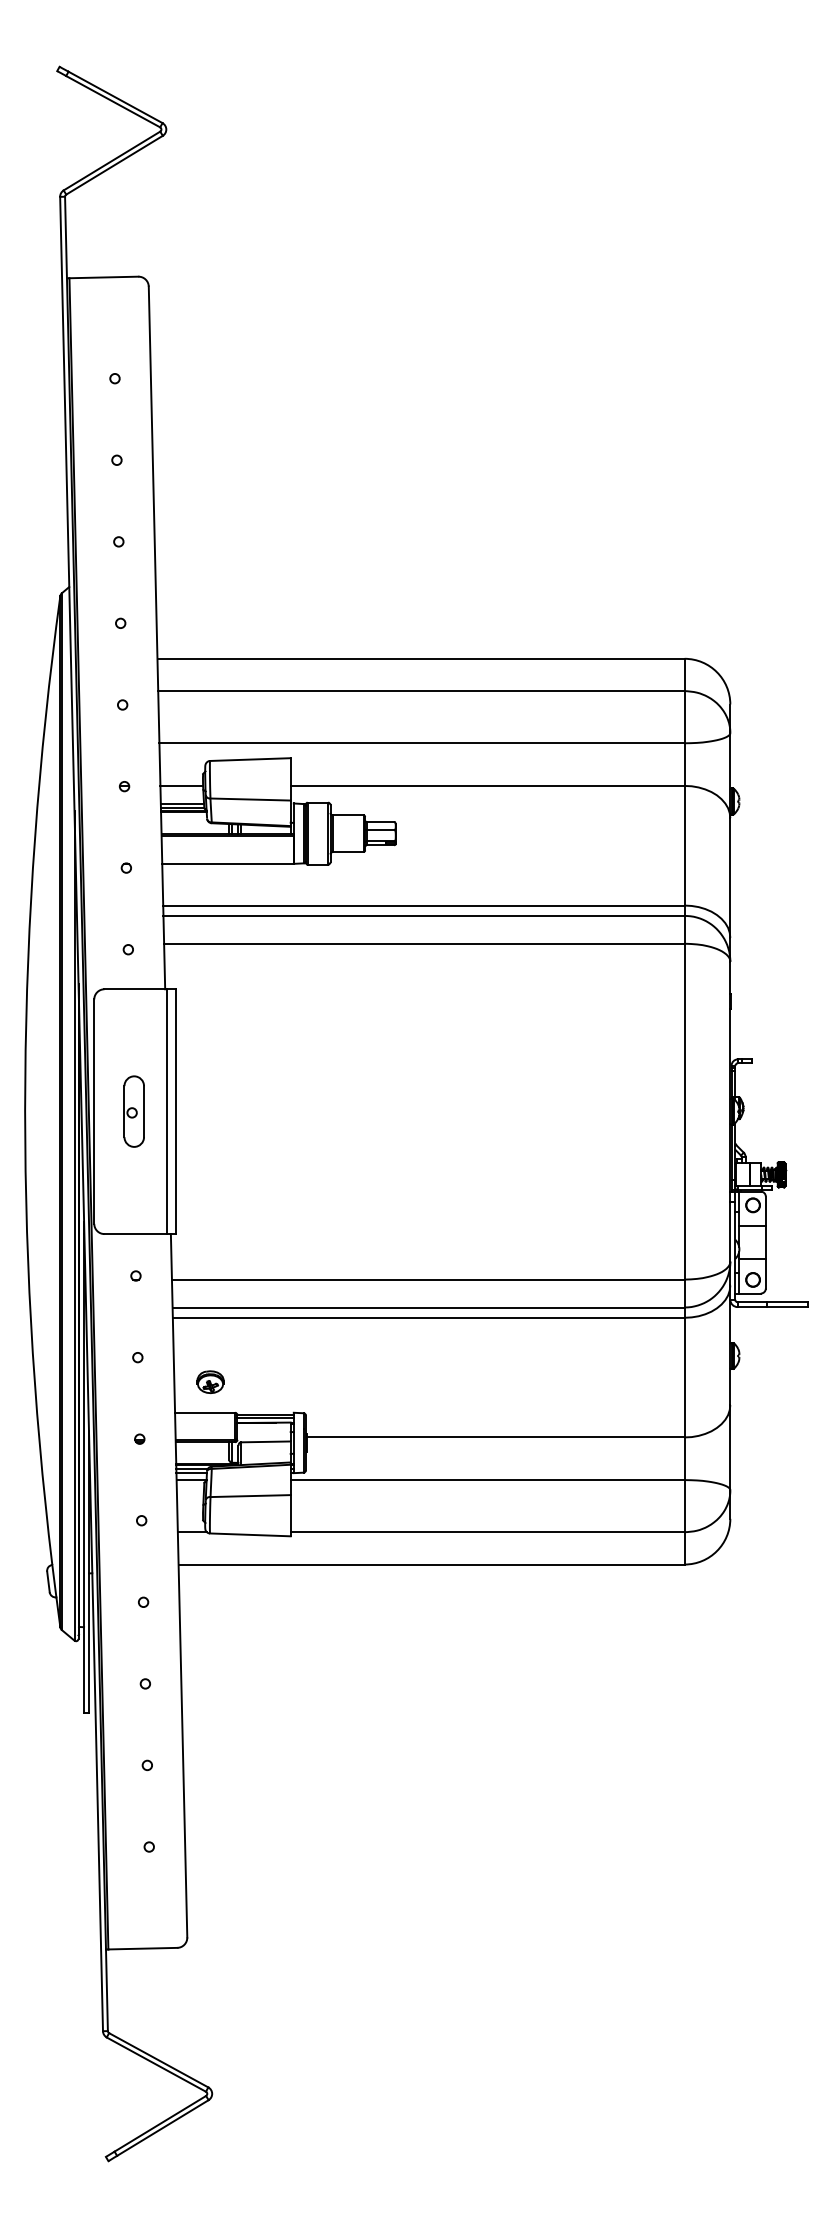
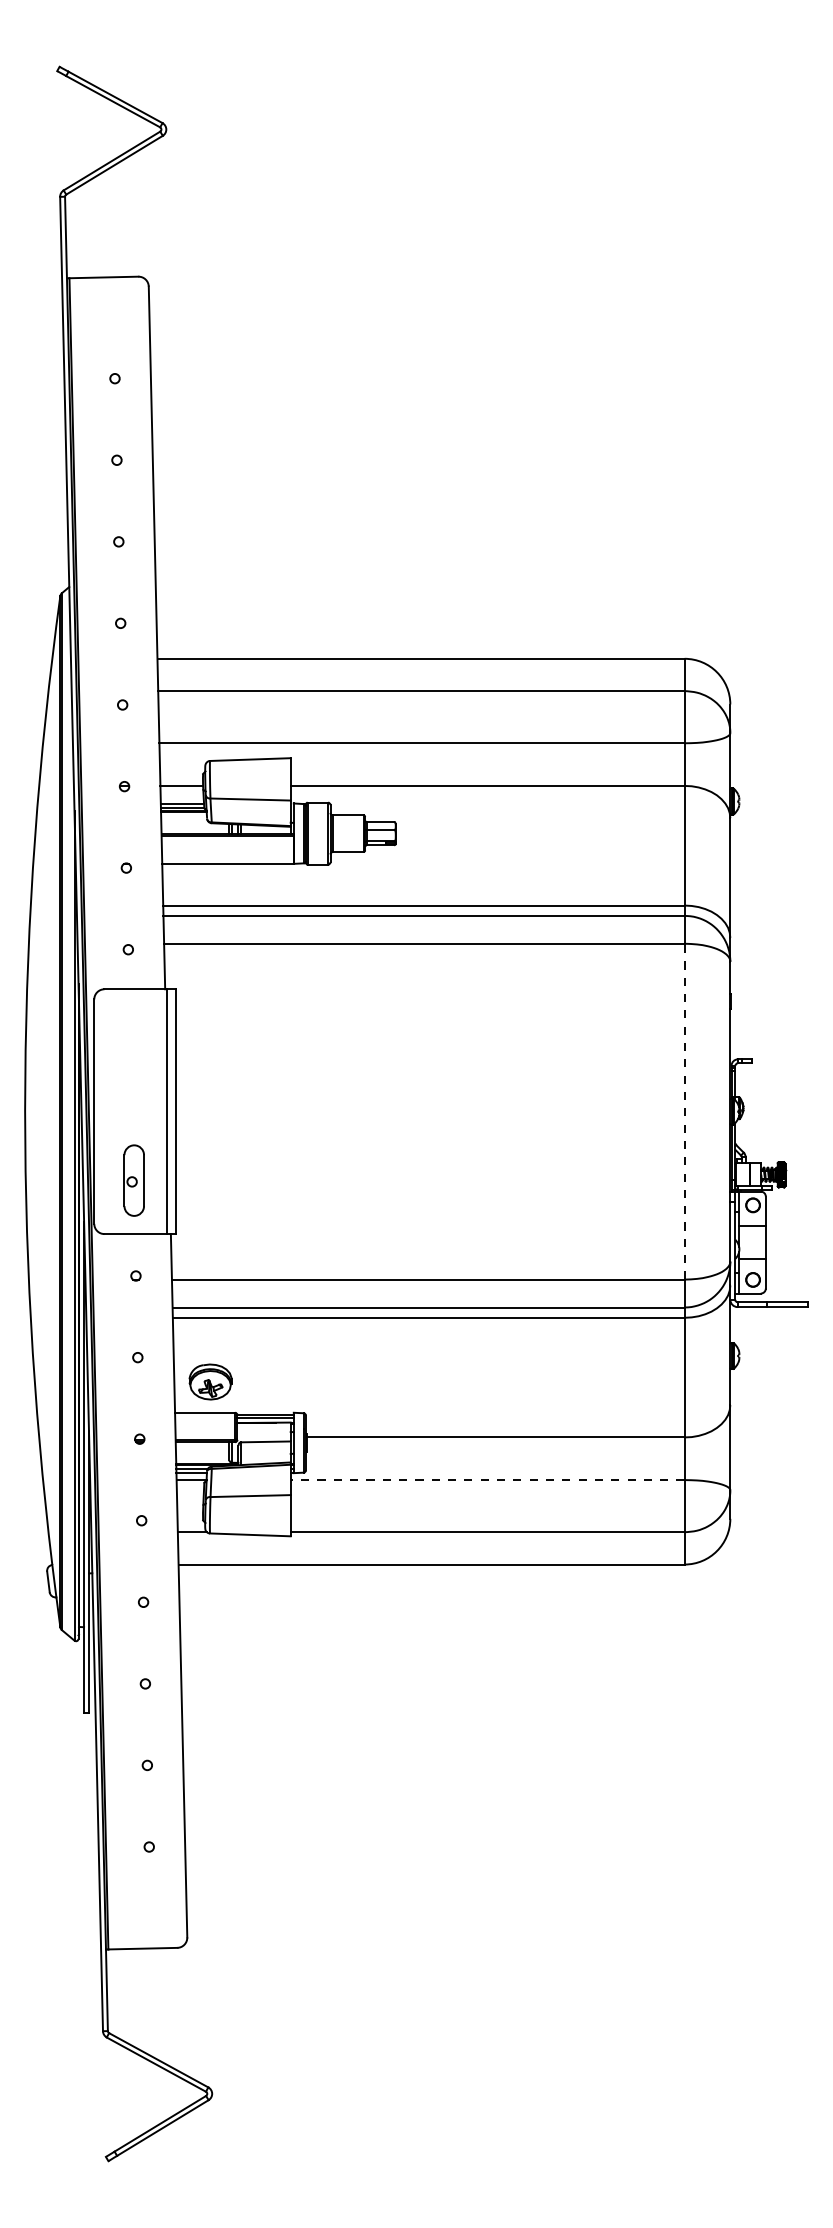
part position: (133, 1111) -> (133, 1180) (133, 1180)
line: solid -> dashed (684, 1111)
part size: 29x25 px -> 45x38 px (210, 1381)
line: solid -> dashed (487, 1480)
